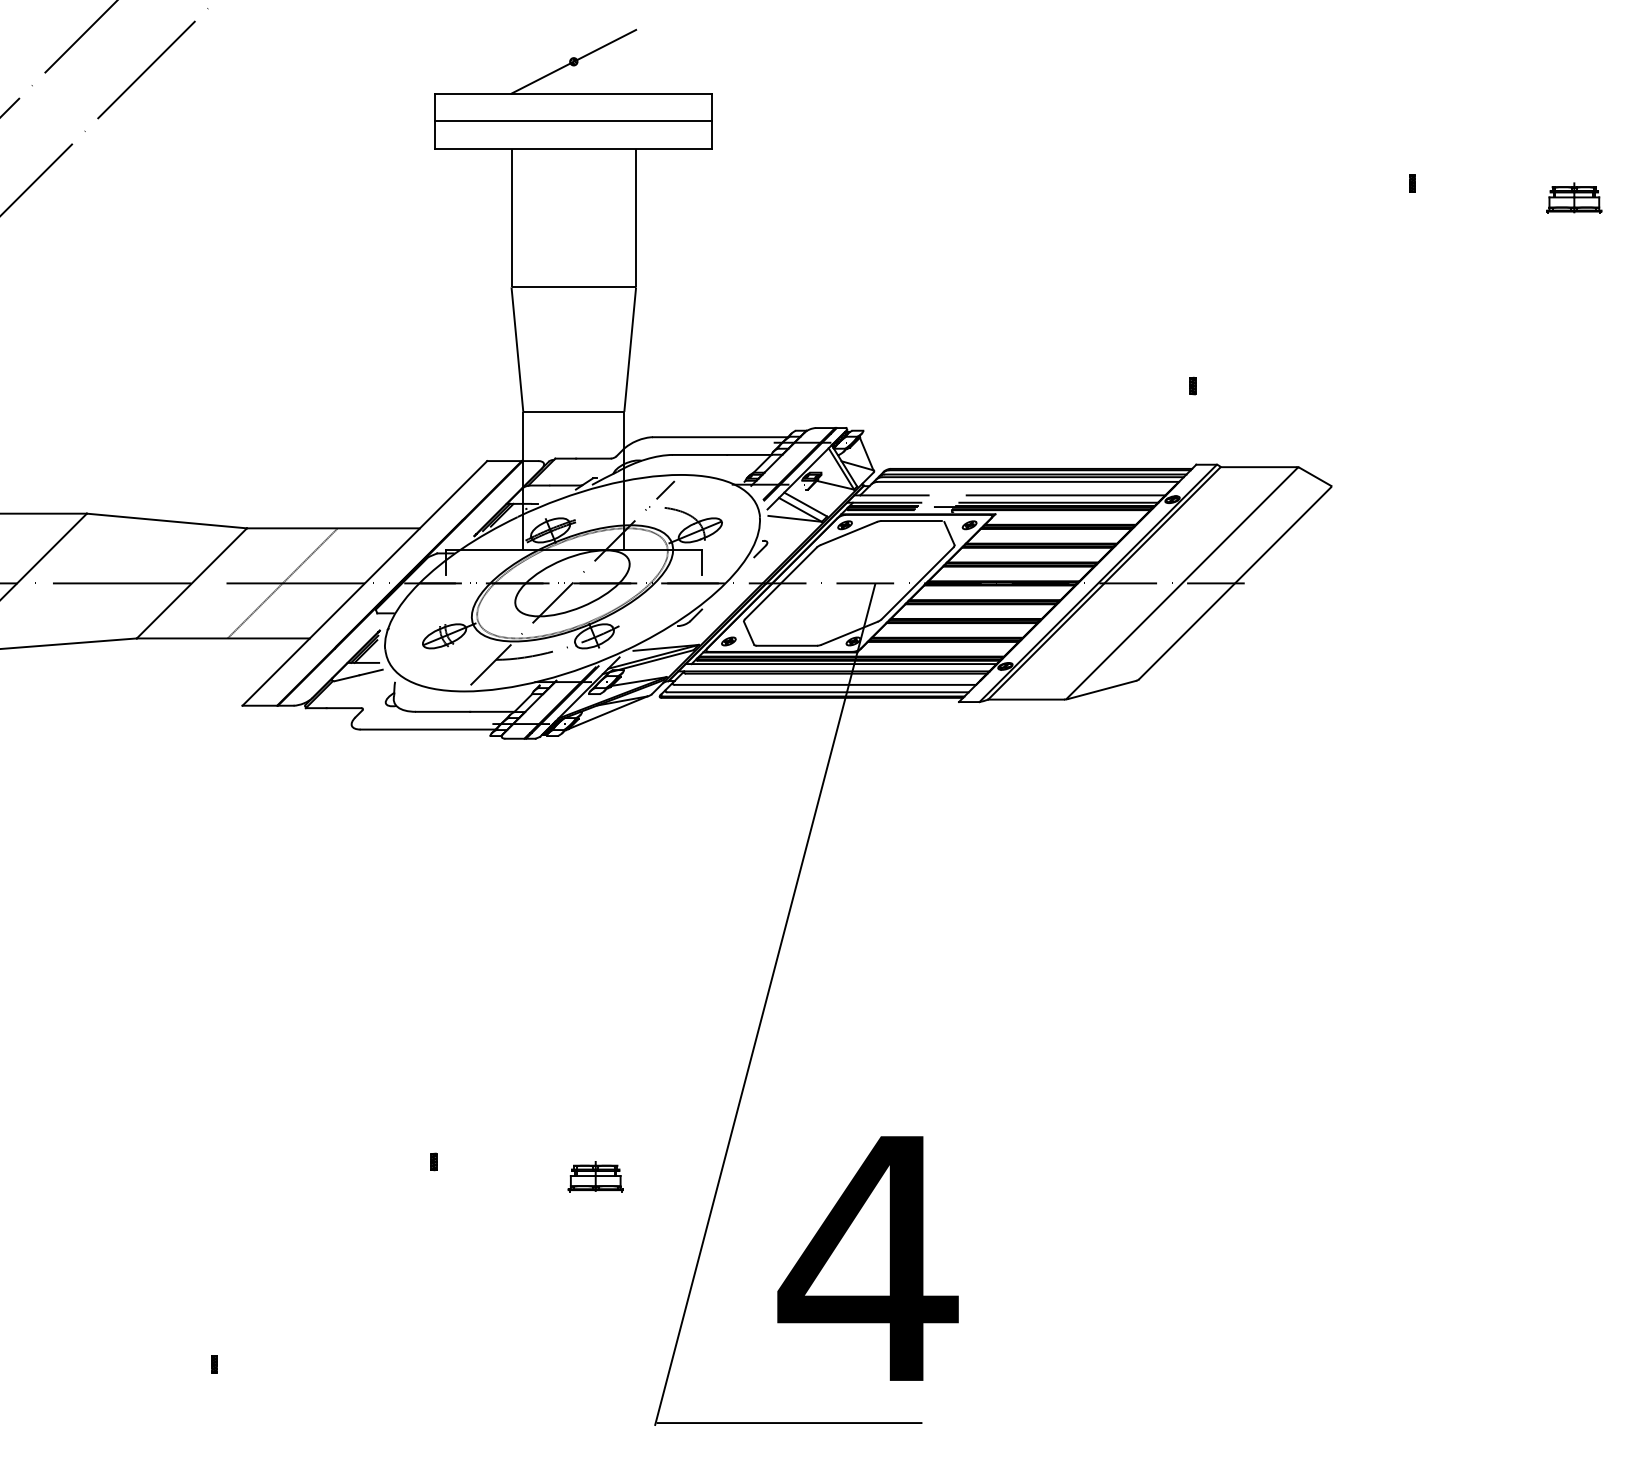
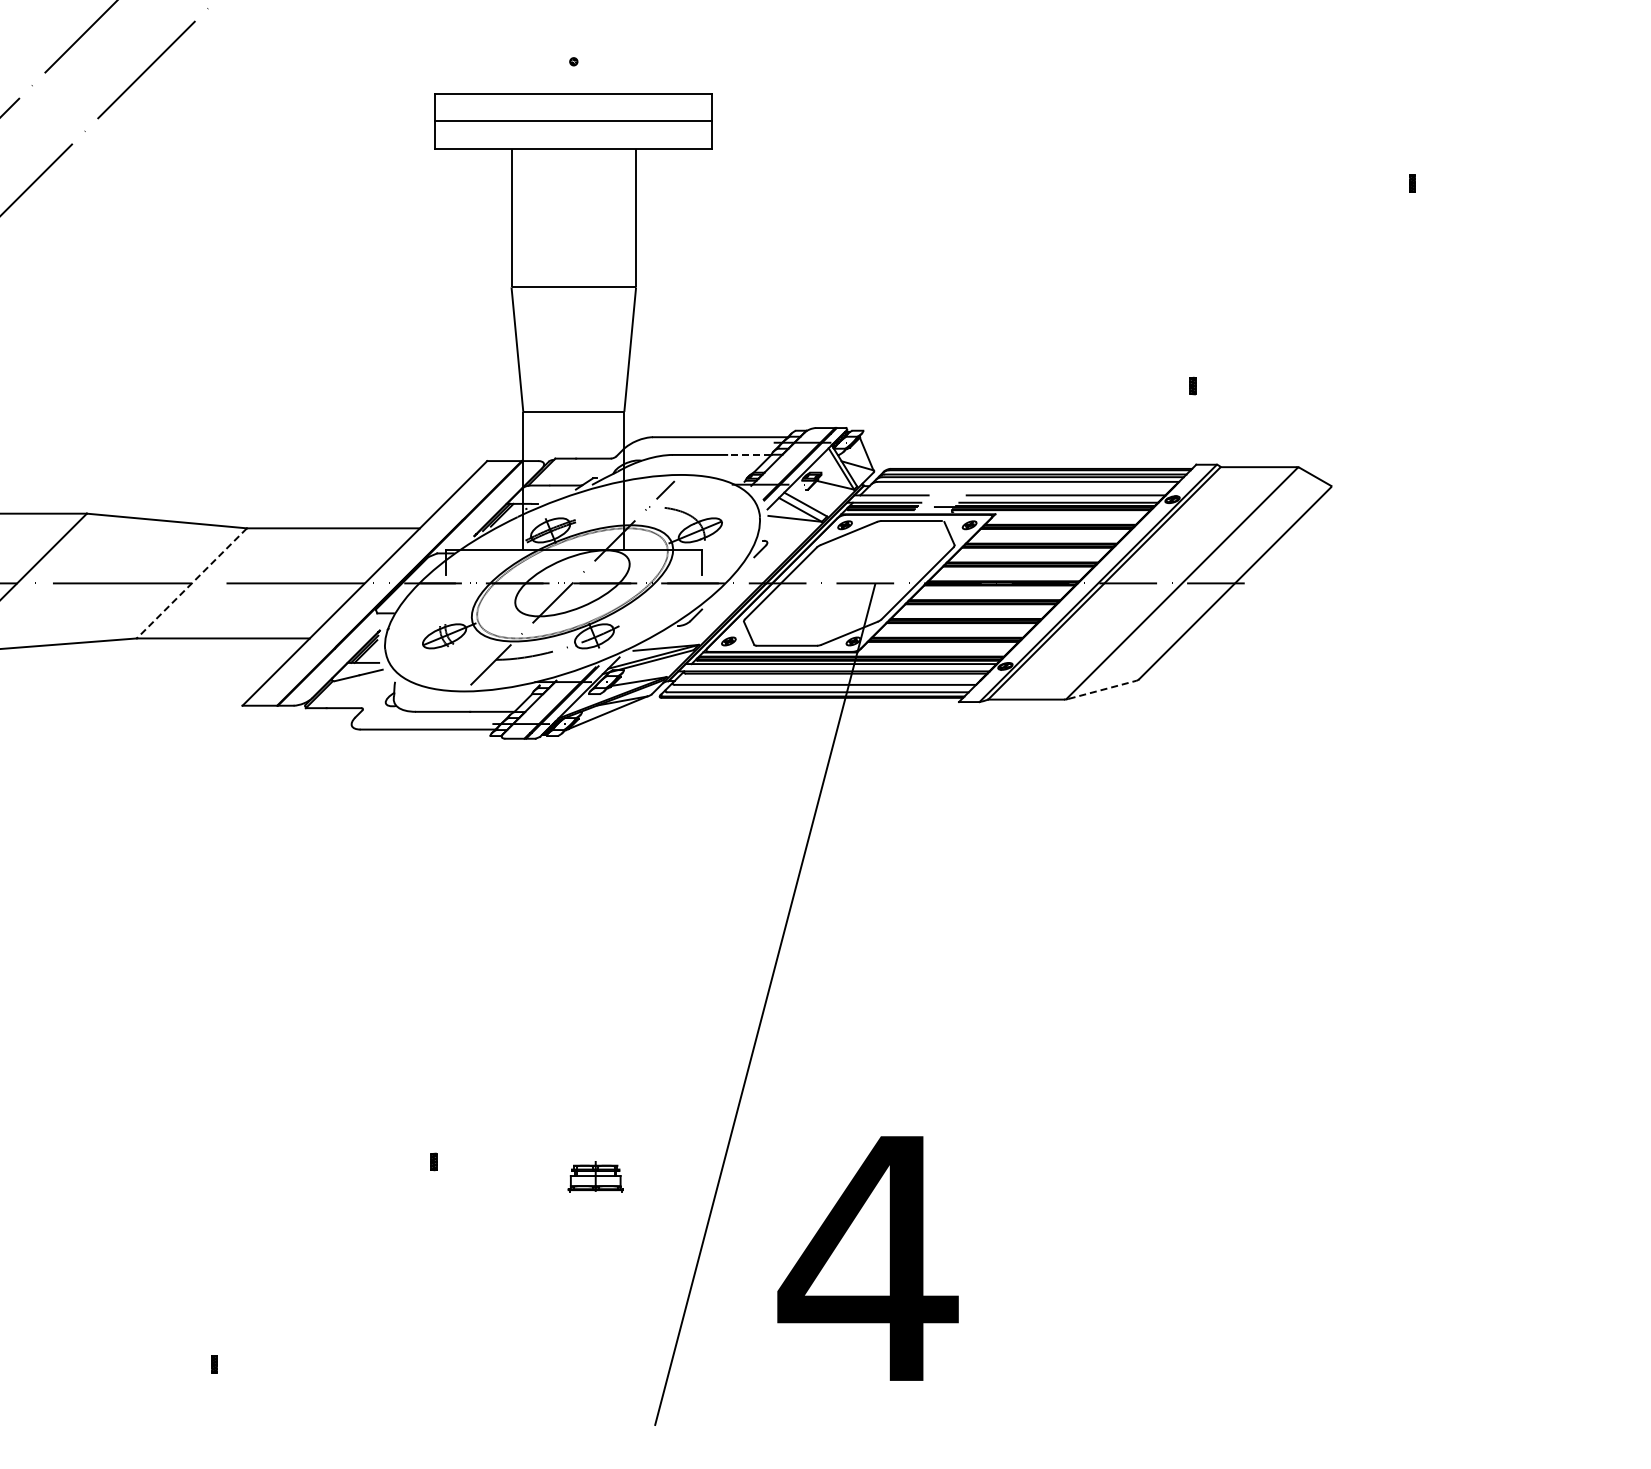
line: present -> none (573, 61)
part: present -> none (1574, 197)
line: solid -> dashed (748, 454)
line: solid -> dashed (191, 583)
line: present -> none (282, 583)
line: solid -> dashed (1102, 689)
line: present -> none (789, 1423)
